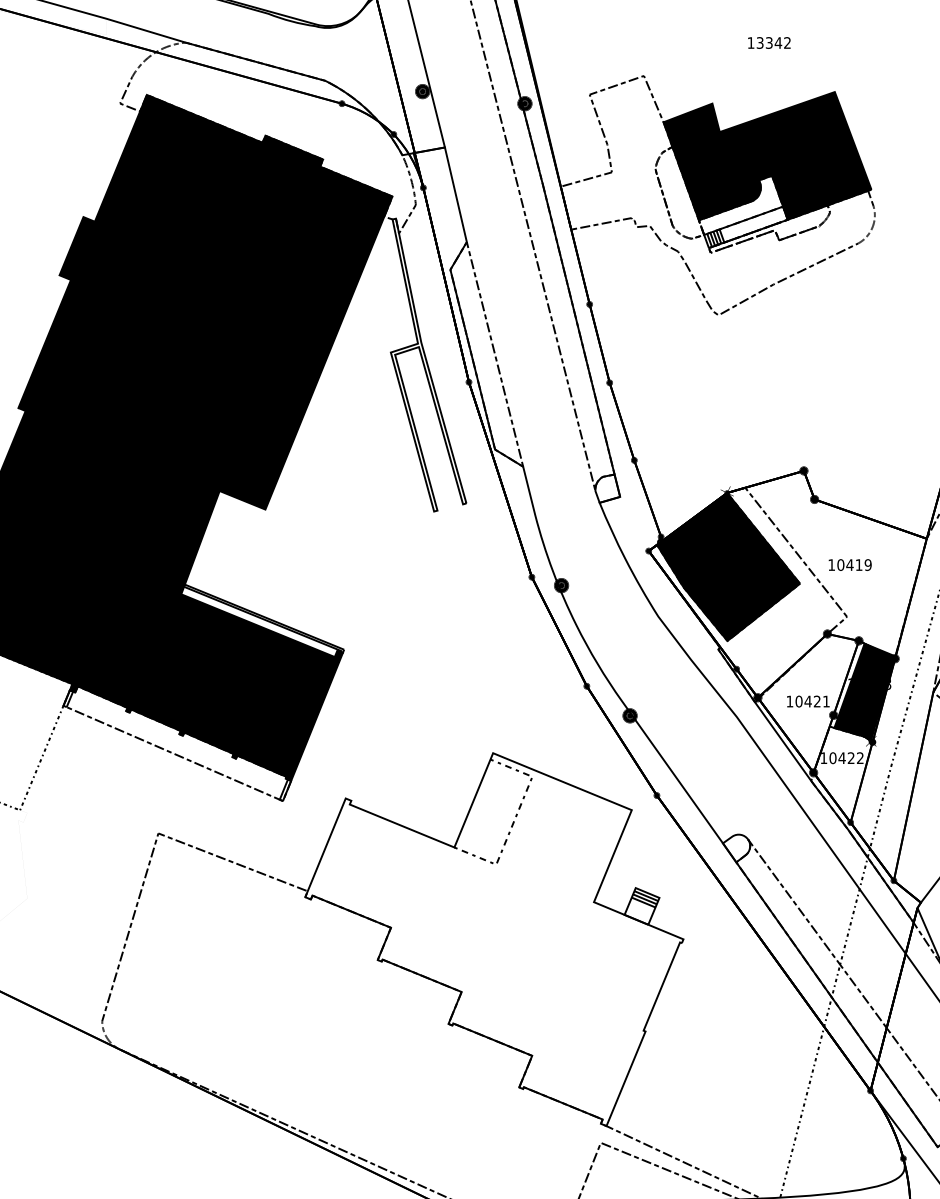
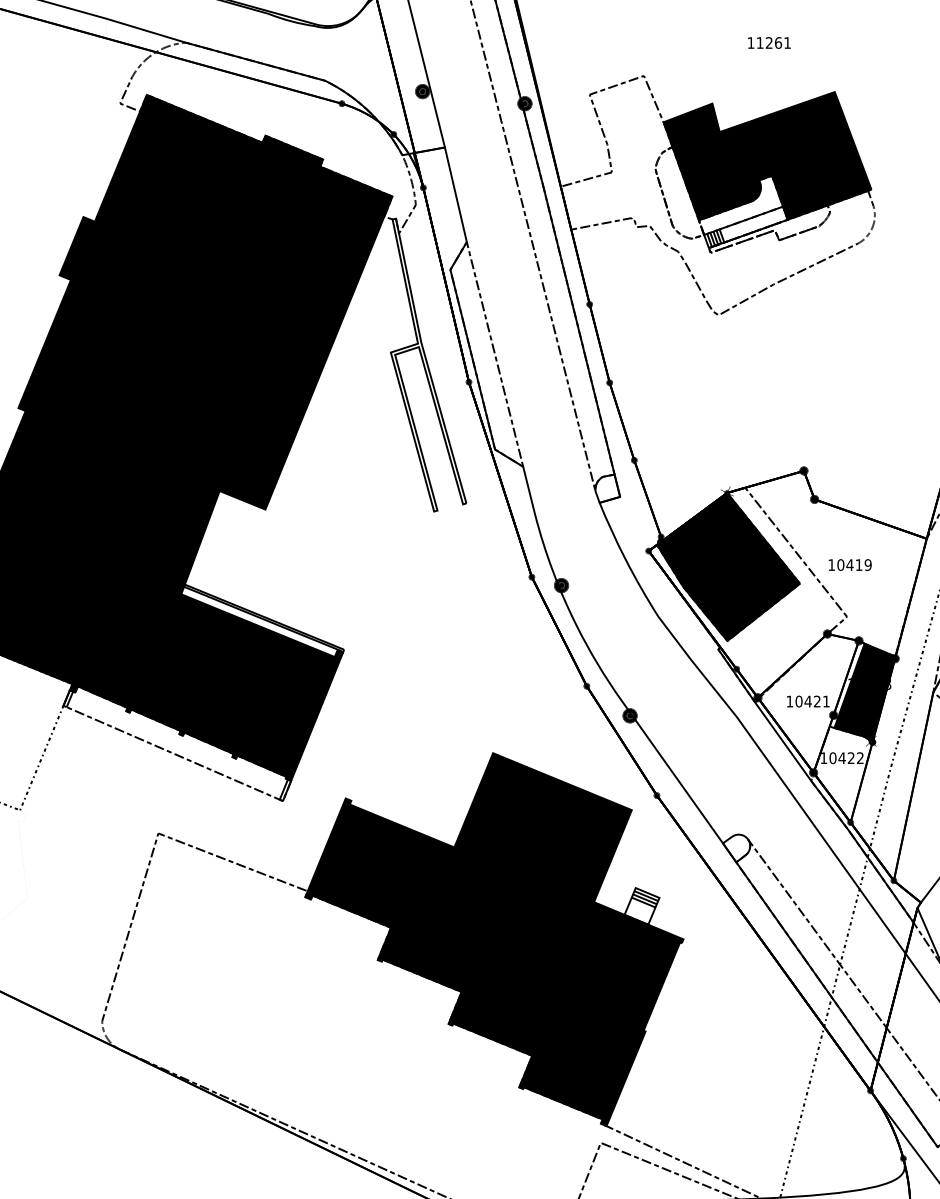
text: 13342 -> 11261 (773, 42)
fill: none -> present (494, 939)
